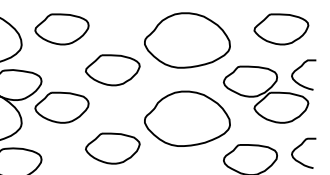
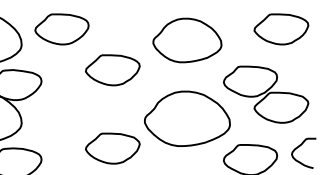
part size: 87x57 px -> 71x47 px (187, 40)
curve: present -> none (300, 68)
part: present -> none (61, 107)
